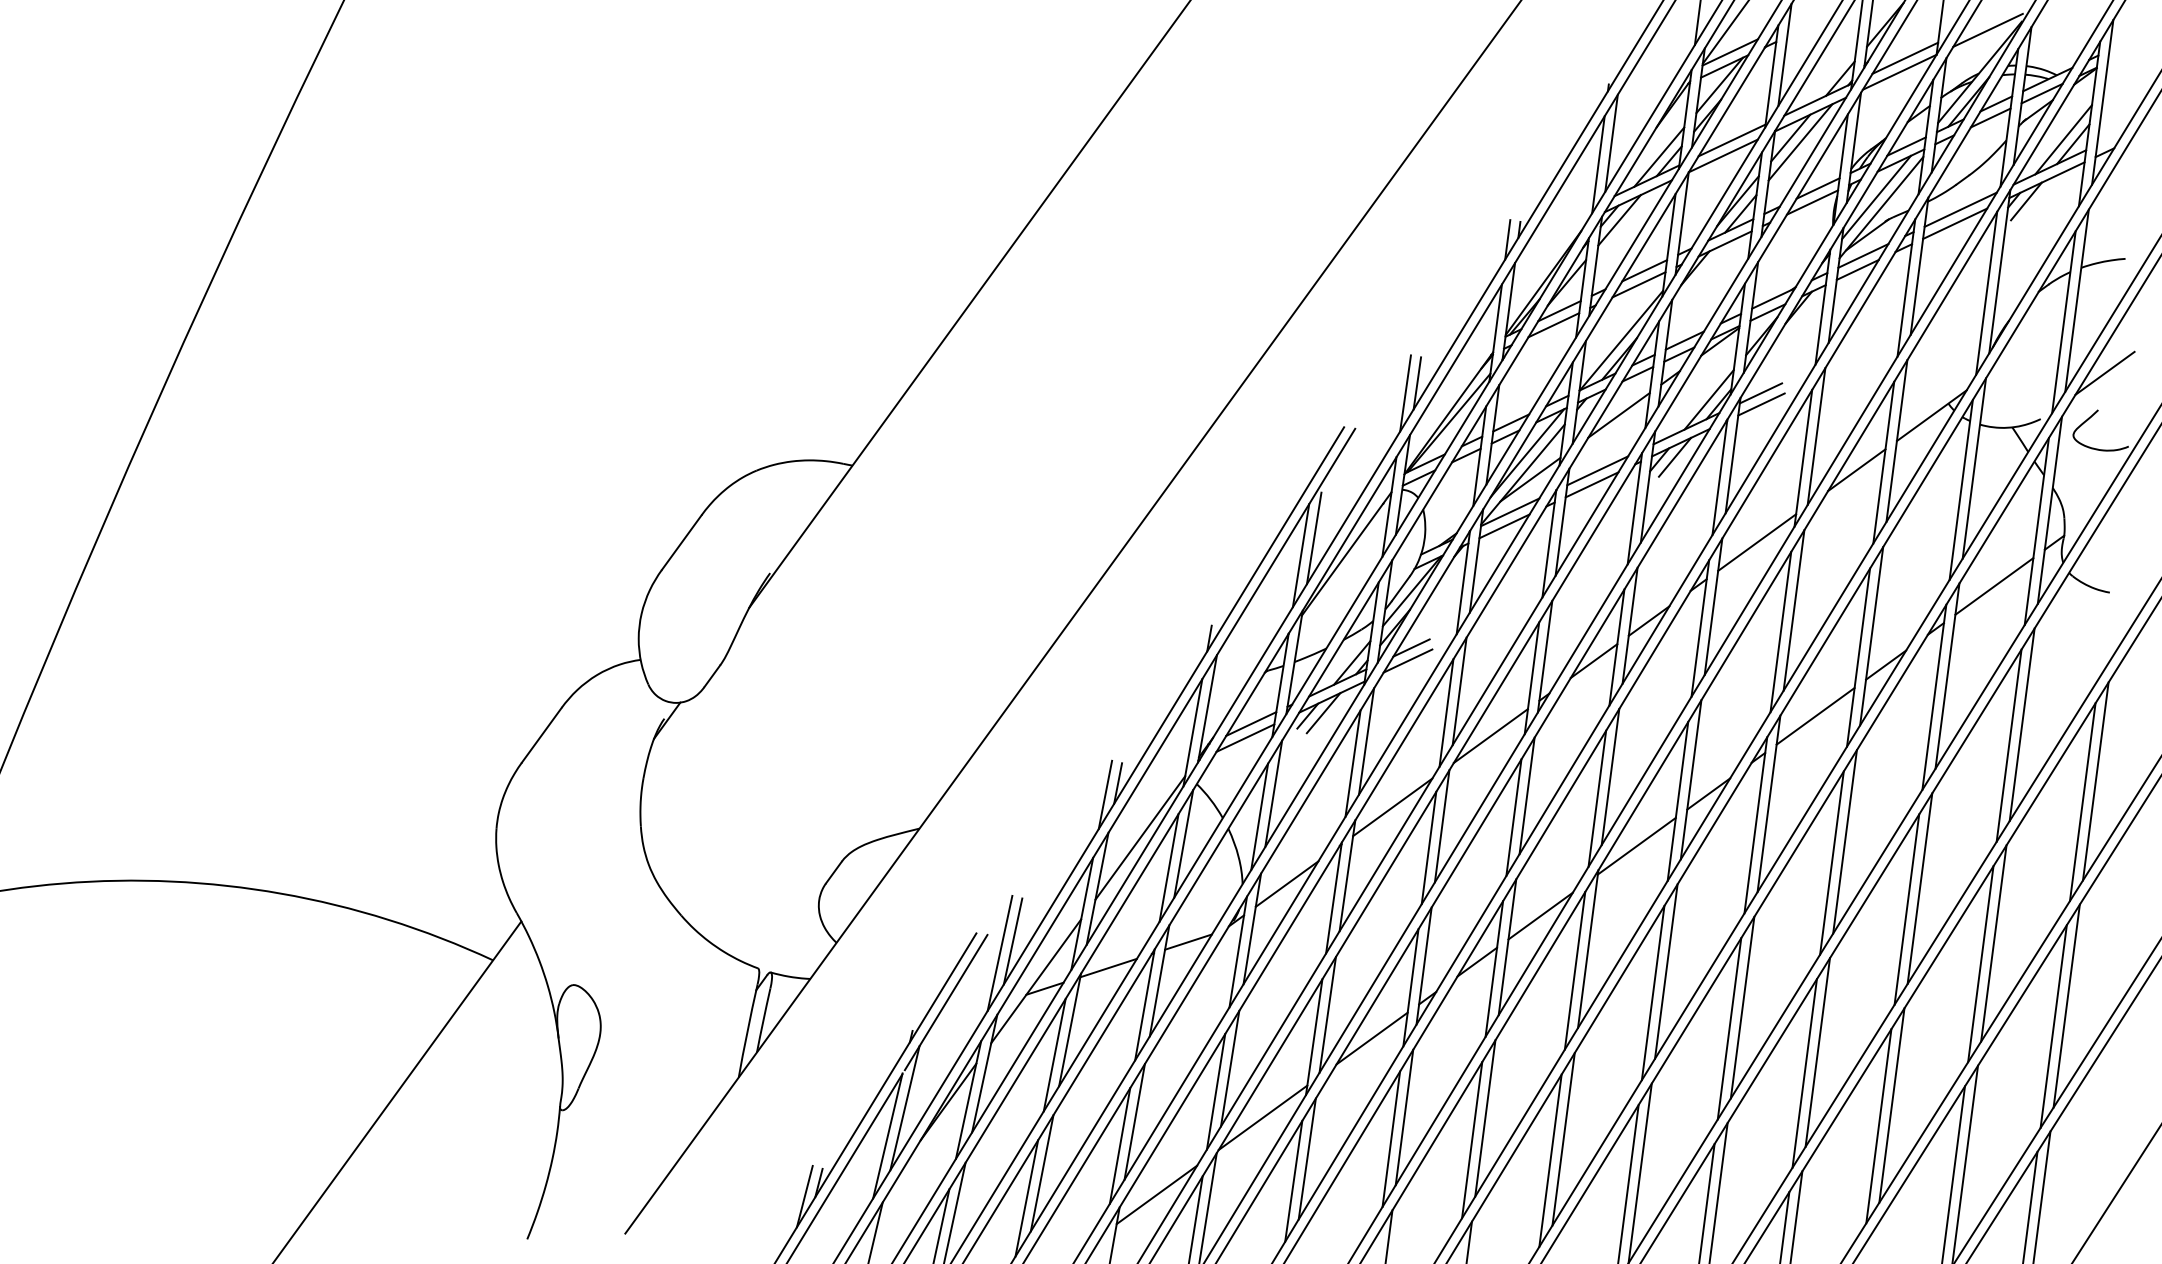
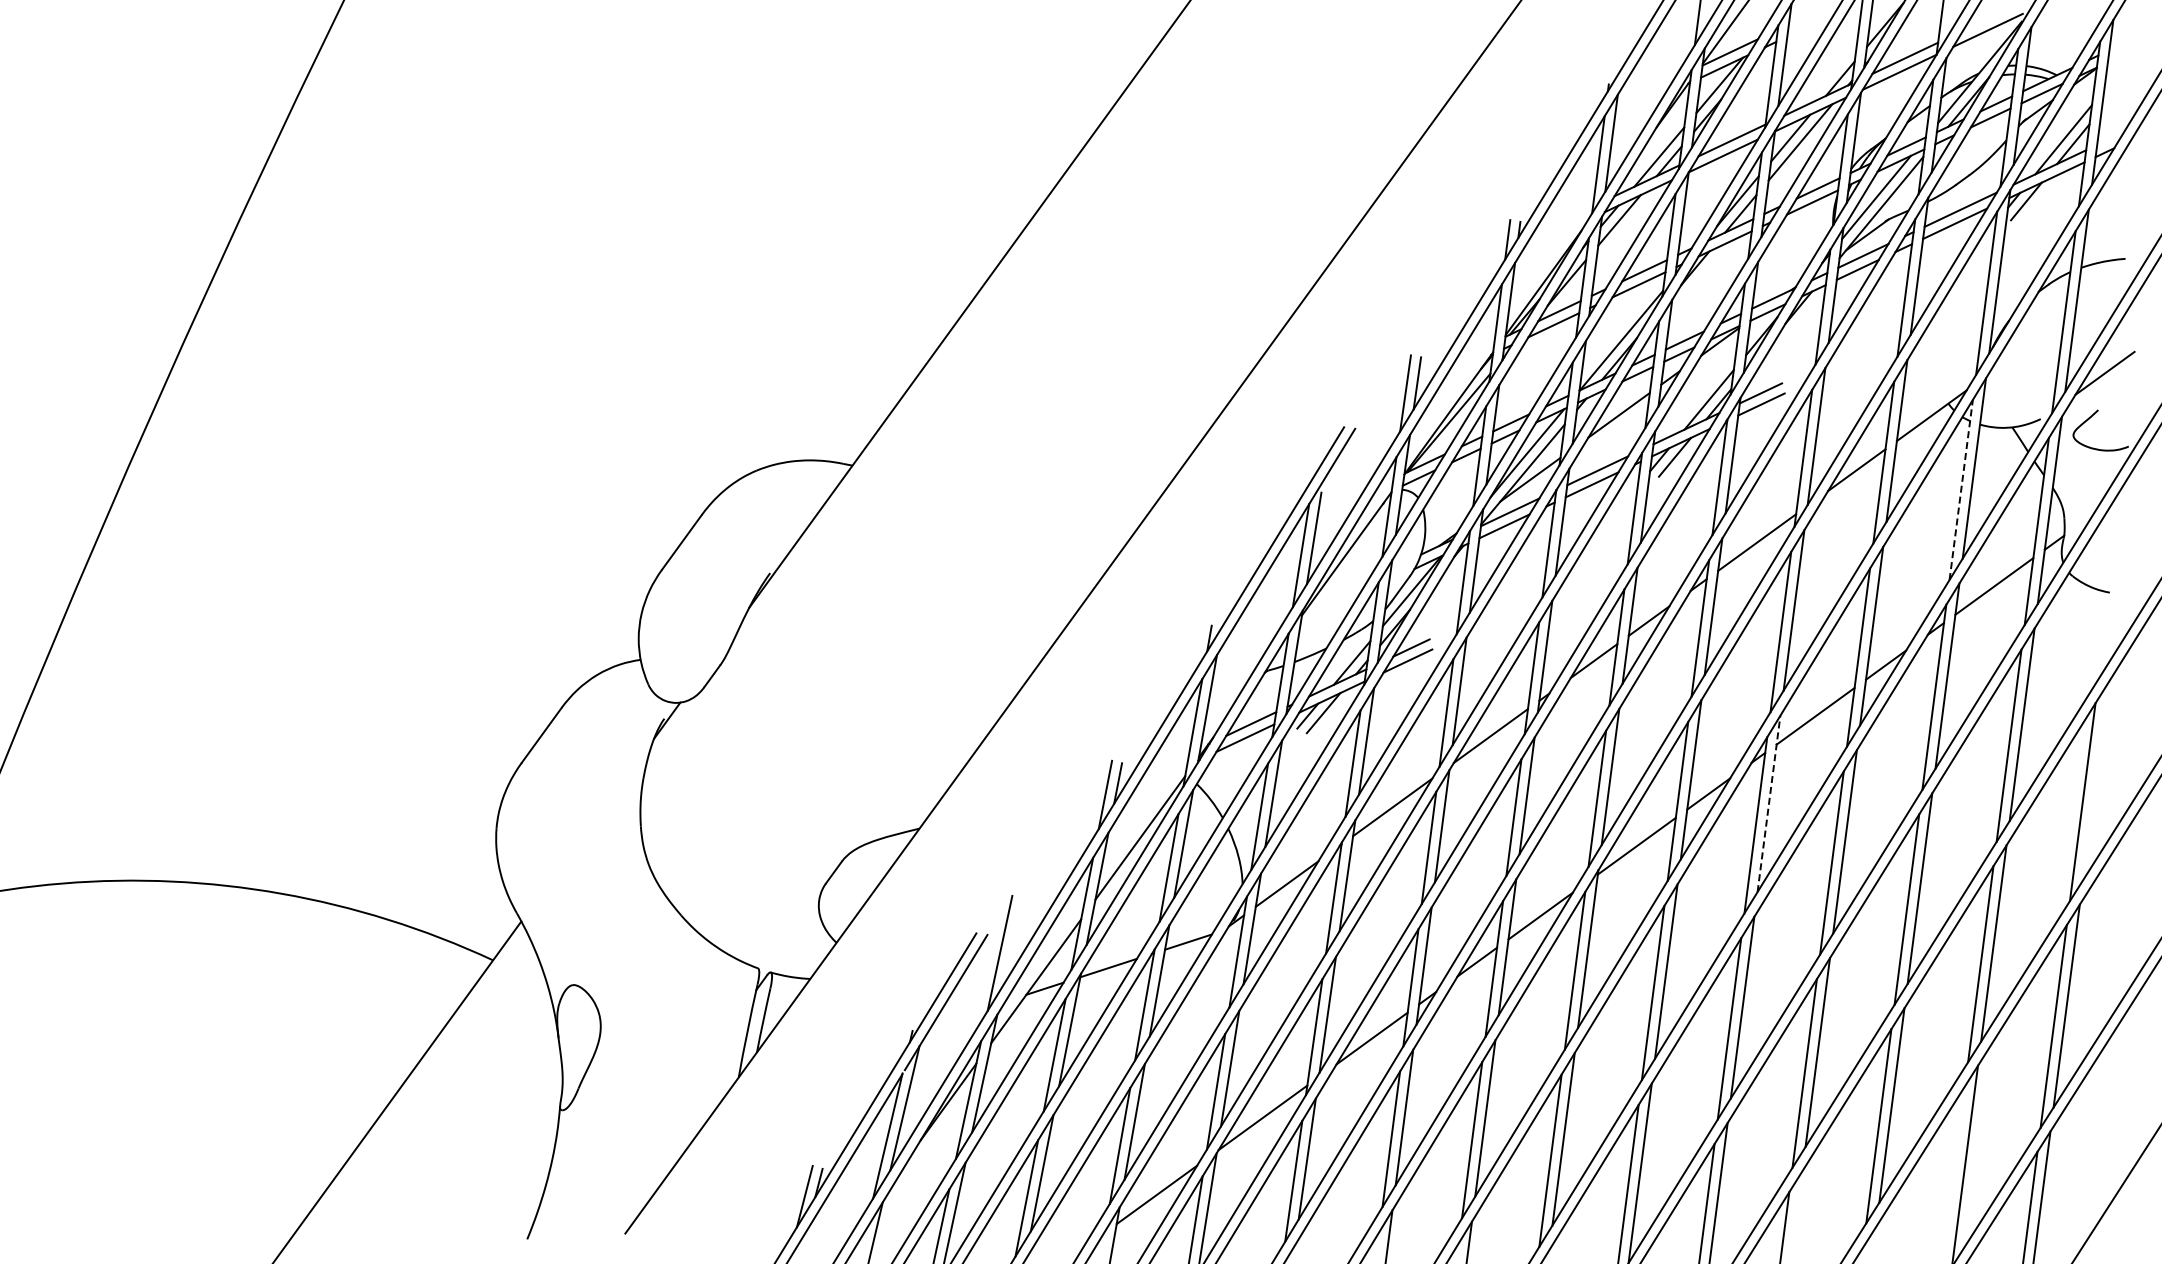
line: solid -> dashed (1961, 489)
line: present -> none (2095, 781)
line: solid -> dashed (1768, 803)
line: present -> none (1012, 941)
line: present -> none (1953, 1173)
line: present -> none (1796, 1215)
